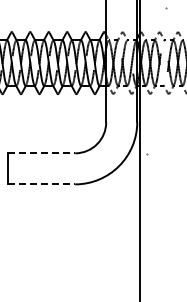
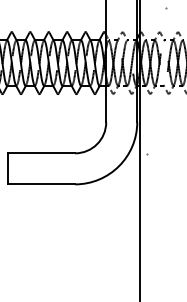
line: dashed -> solid (41, 153)
line: dashed -> solid (41, 184)
